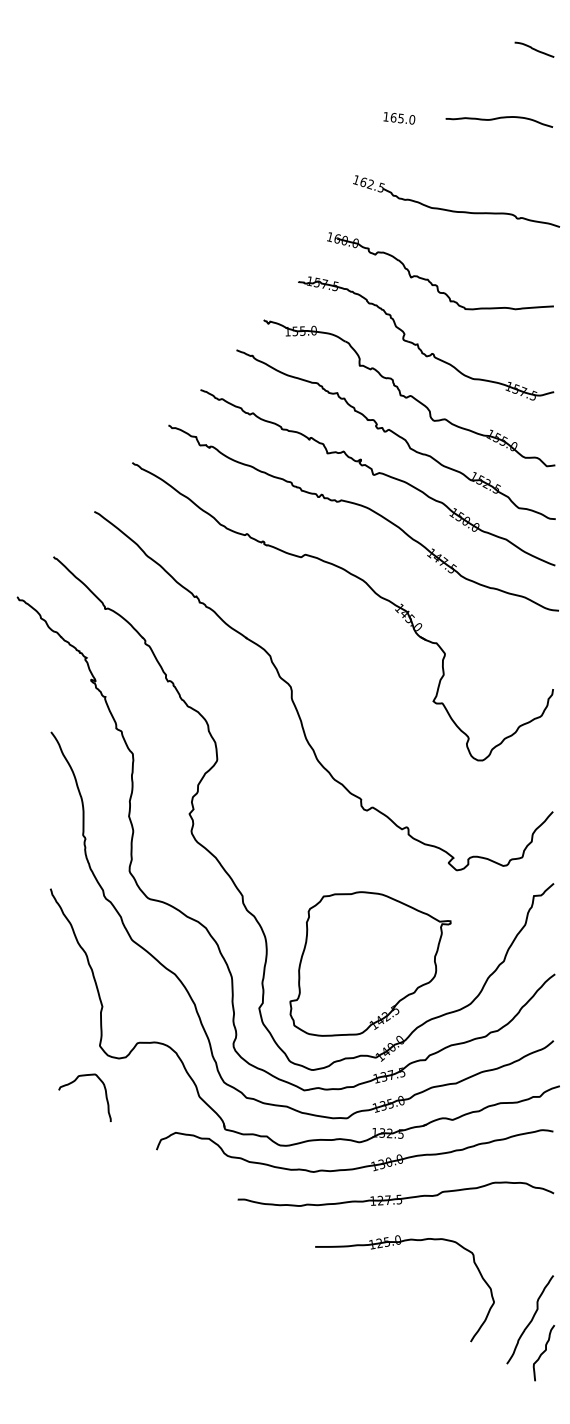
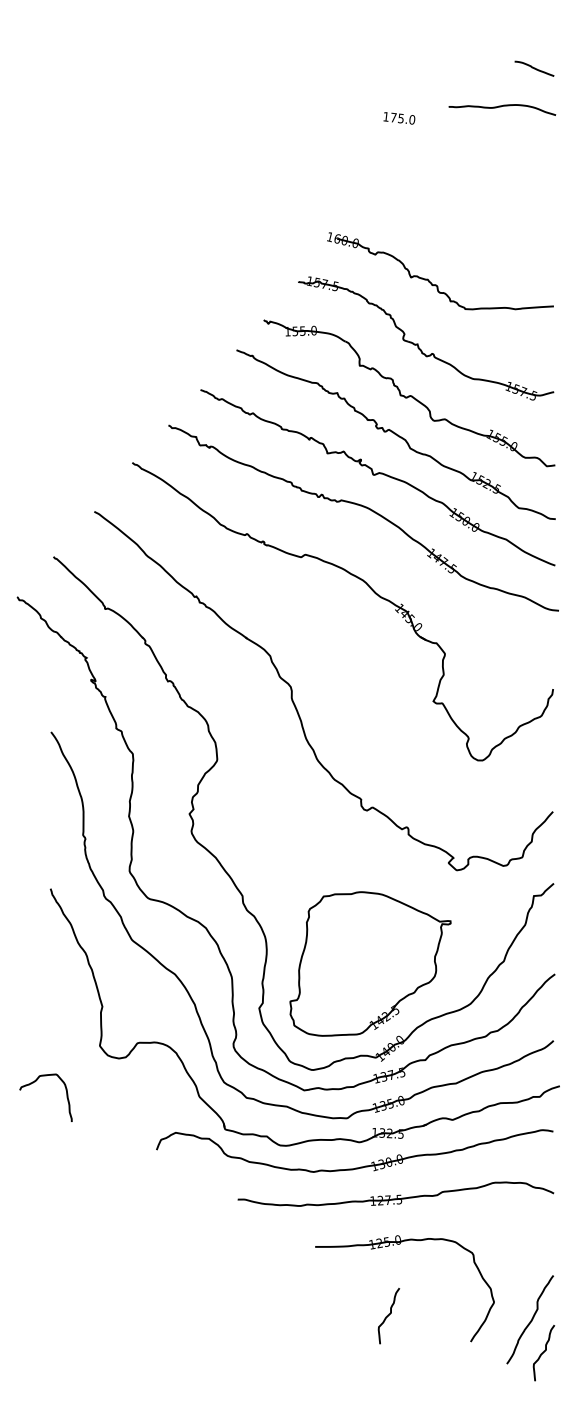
curve position: (534, 49) -> (534, 68) (534, 68)
text: 165.0 -> 175.0 (393, 117)
curve position: (498, 119) -> (501, 107) (501, 107)
part: present -> none (456, 210)
curve position: (74, 1082) -> (35, 1082) (35, 1082)
curve: none -> present (388, 1316)
